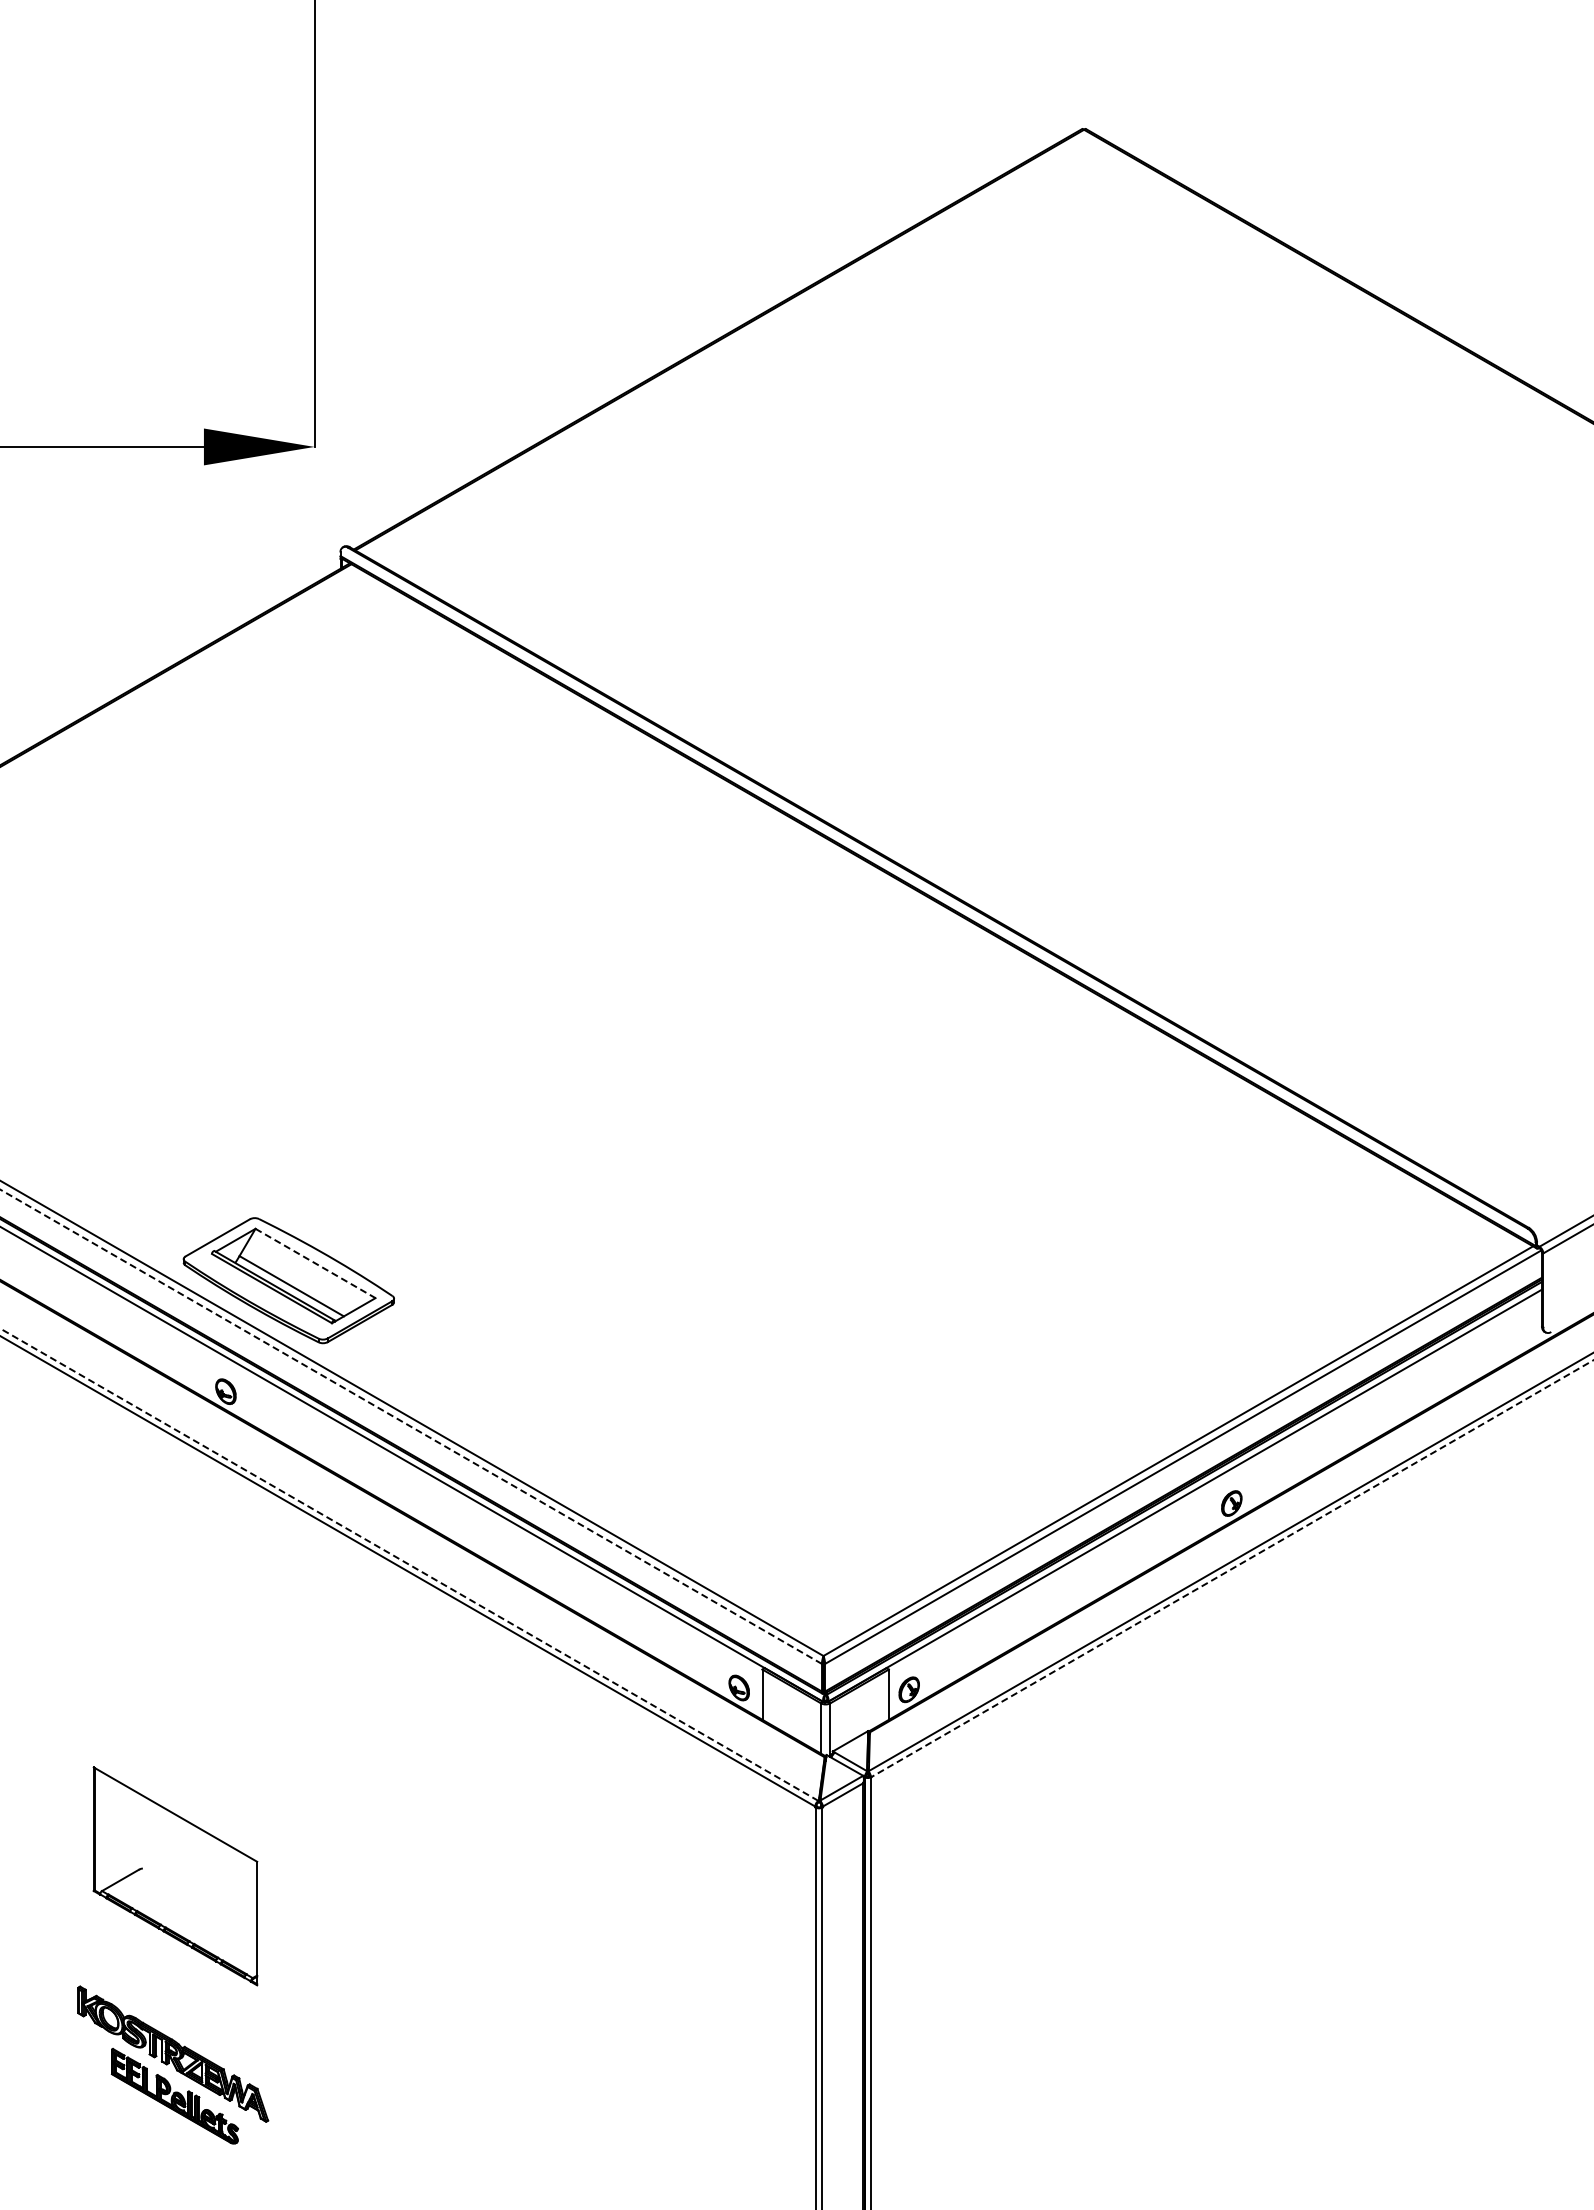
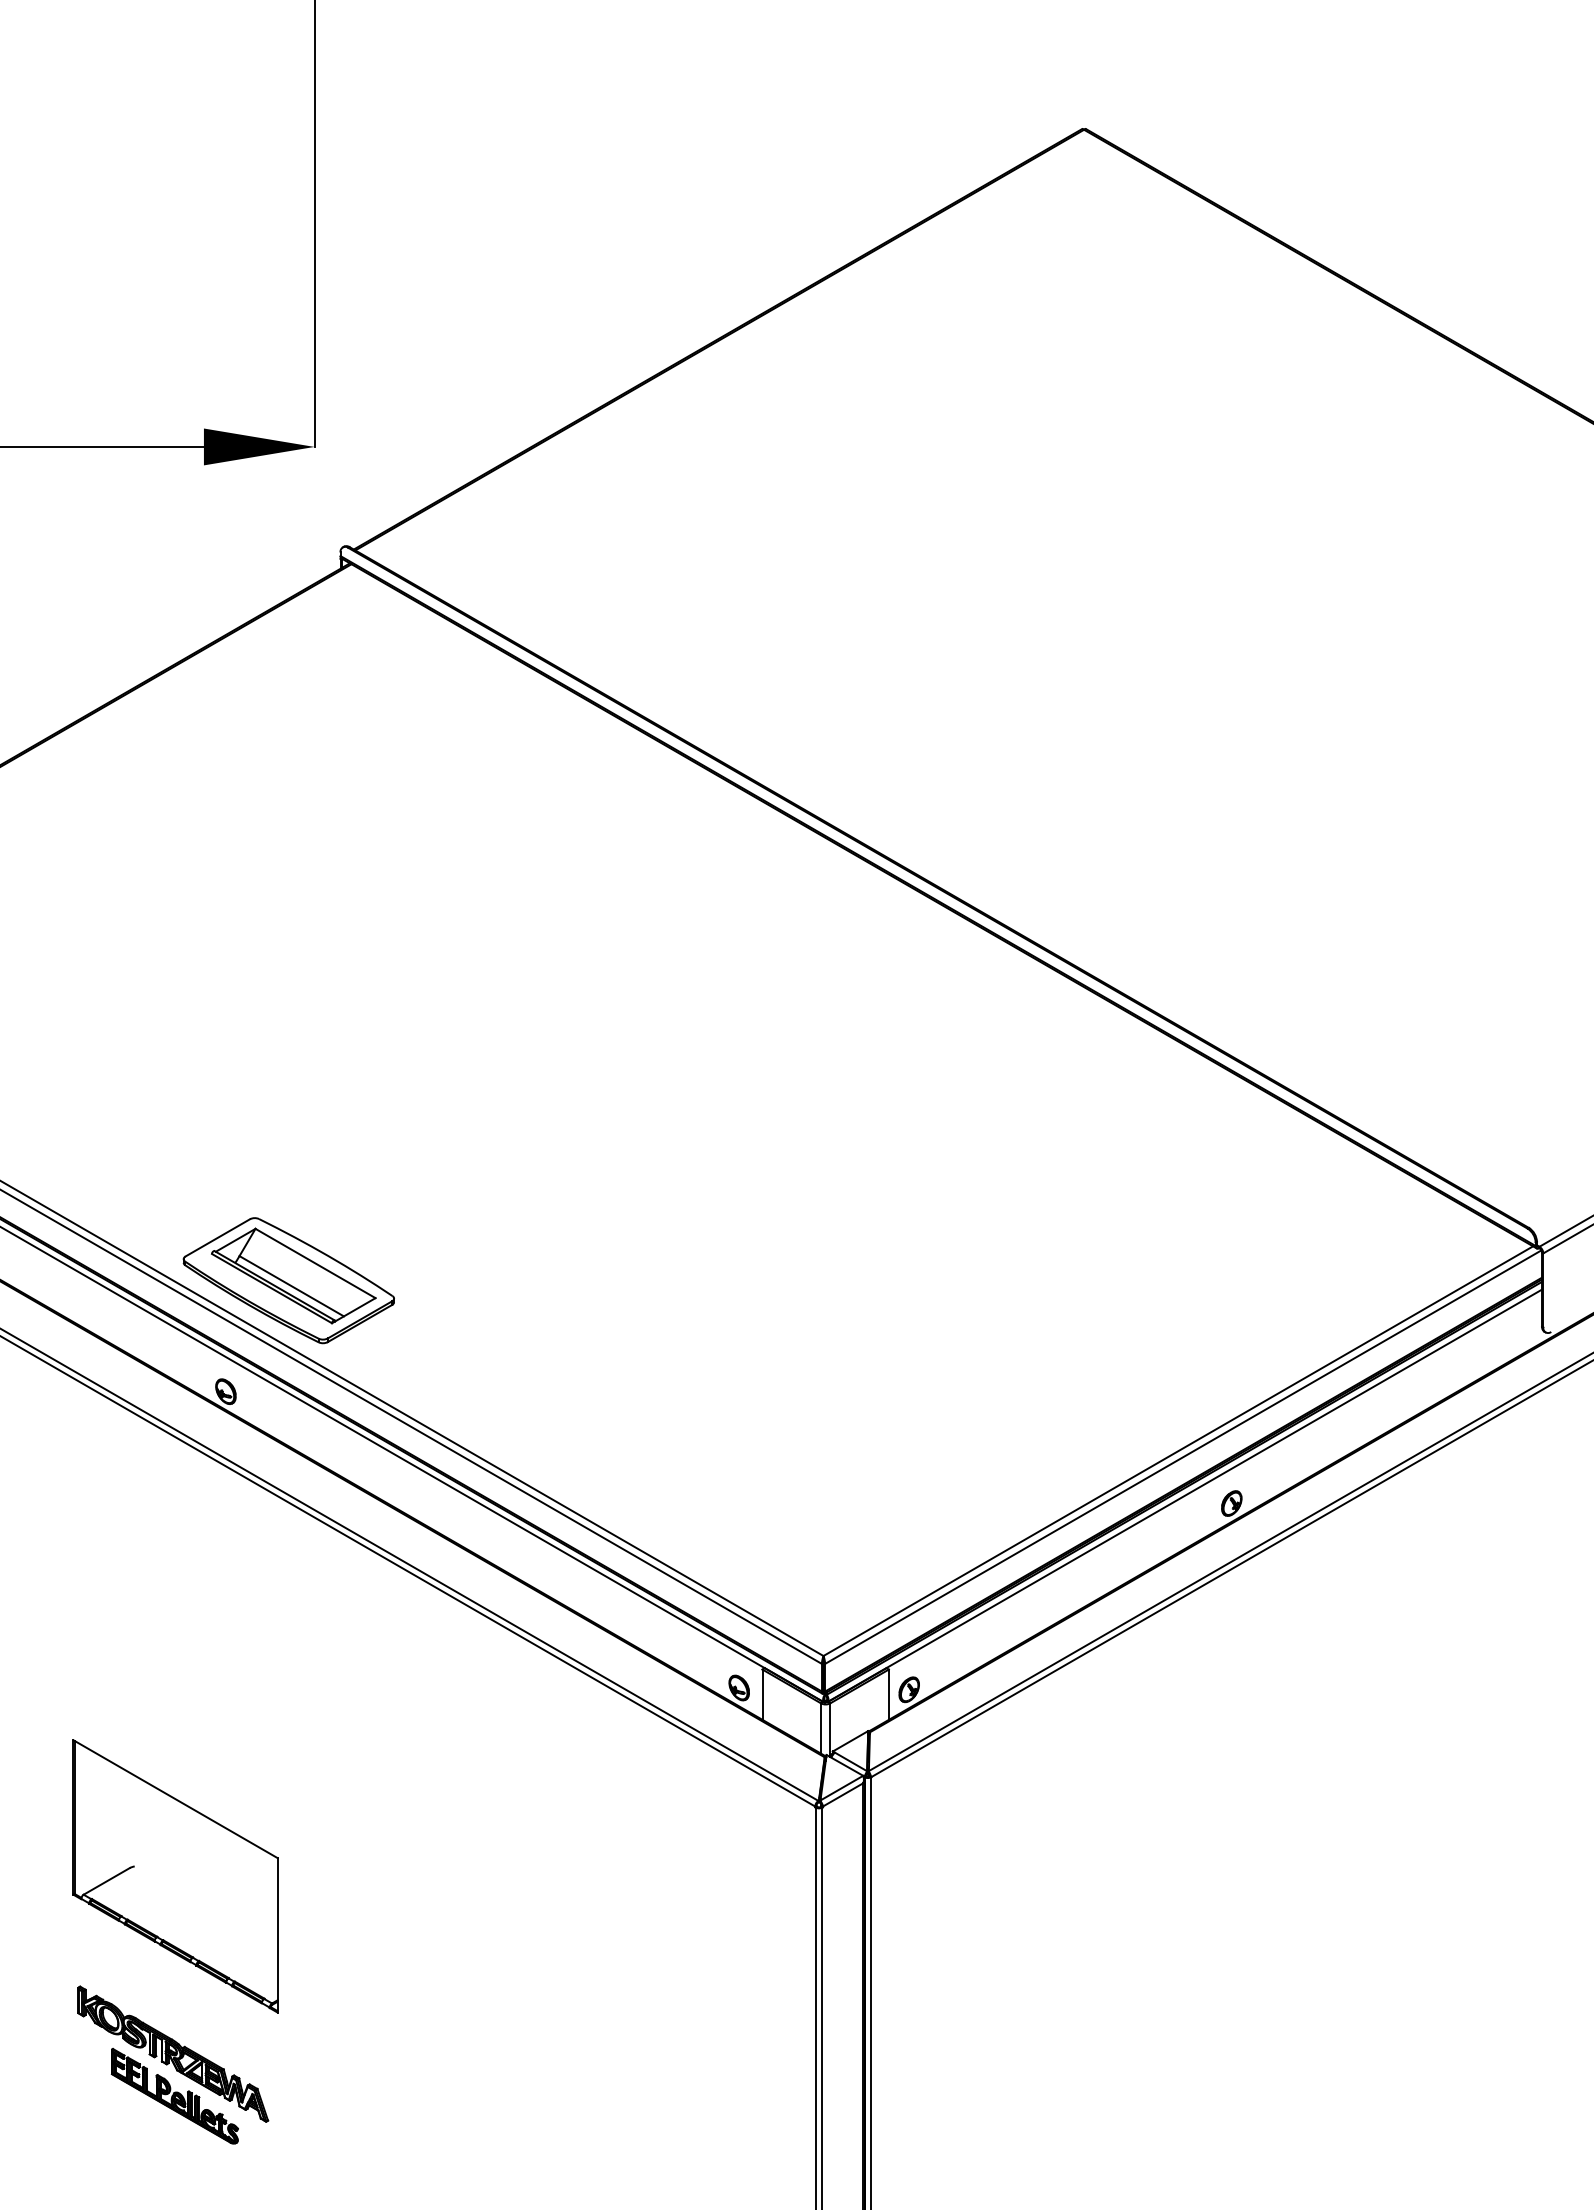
line: dashed -> solid (315, 1263)
line: dashed -> solid (410, 1426)
line: dashed -> solid (409, 1564)
line: dashed -> solid (1232, 1568)
part size: 167x221 px -> 207x275 px (175, 1876)
